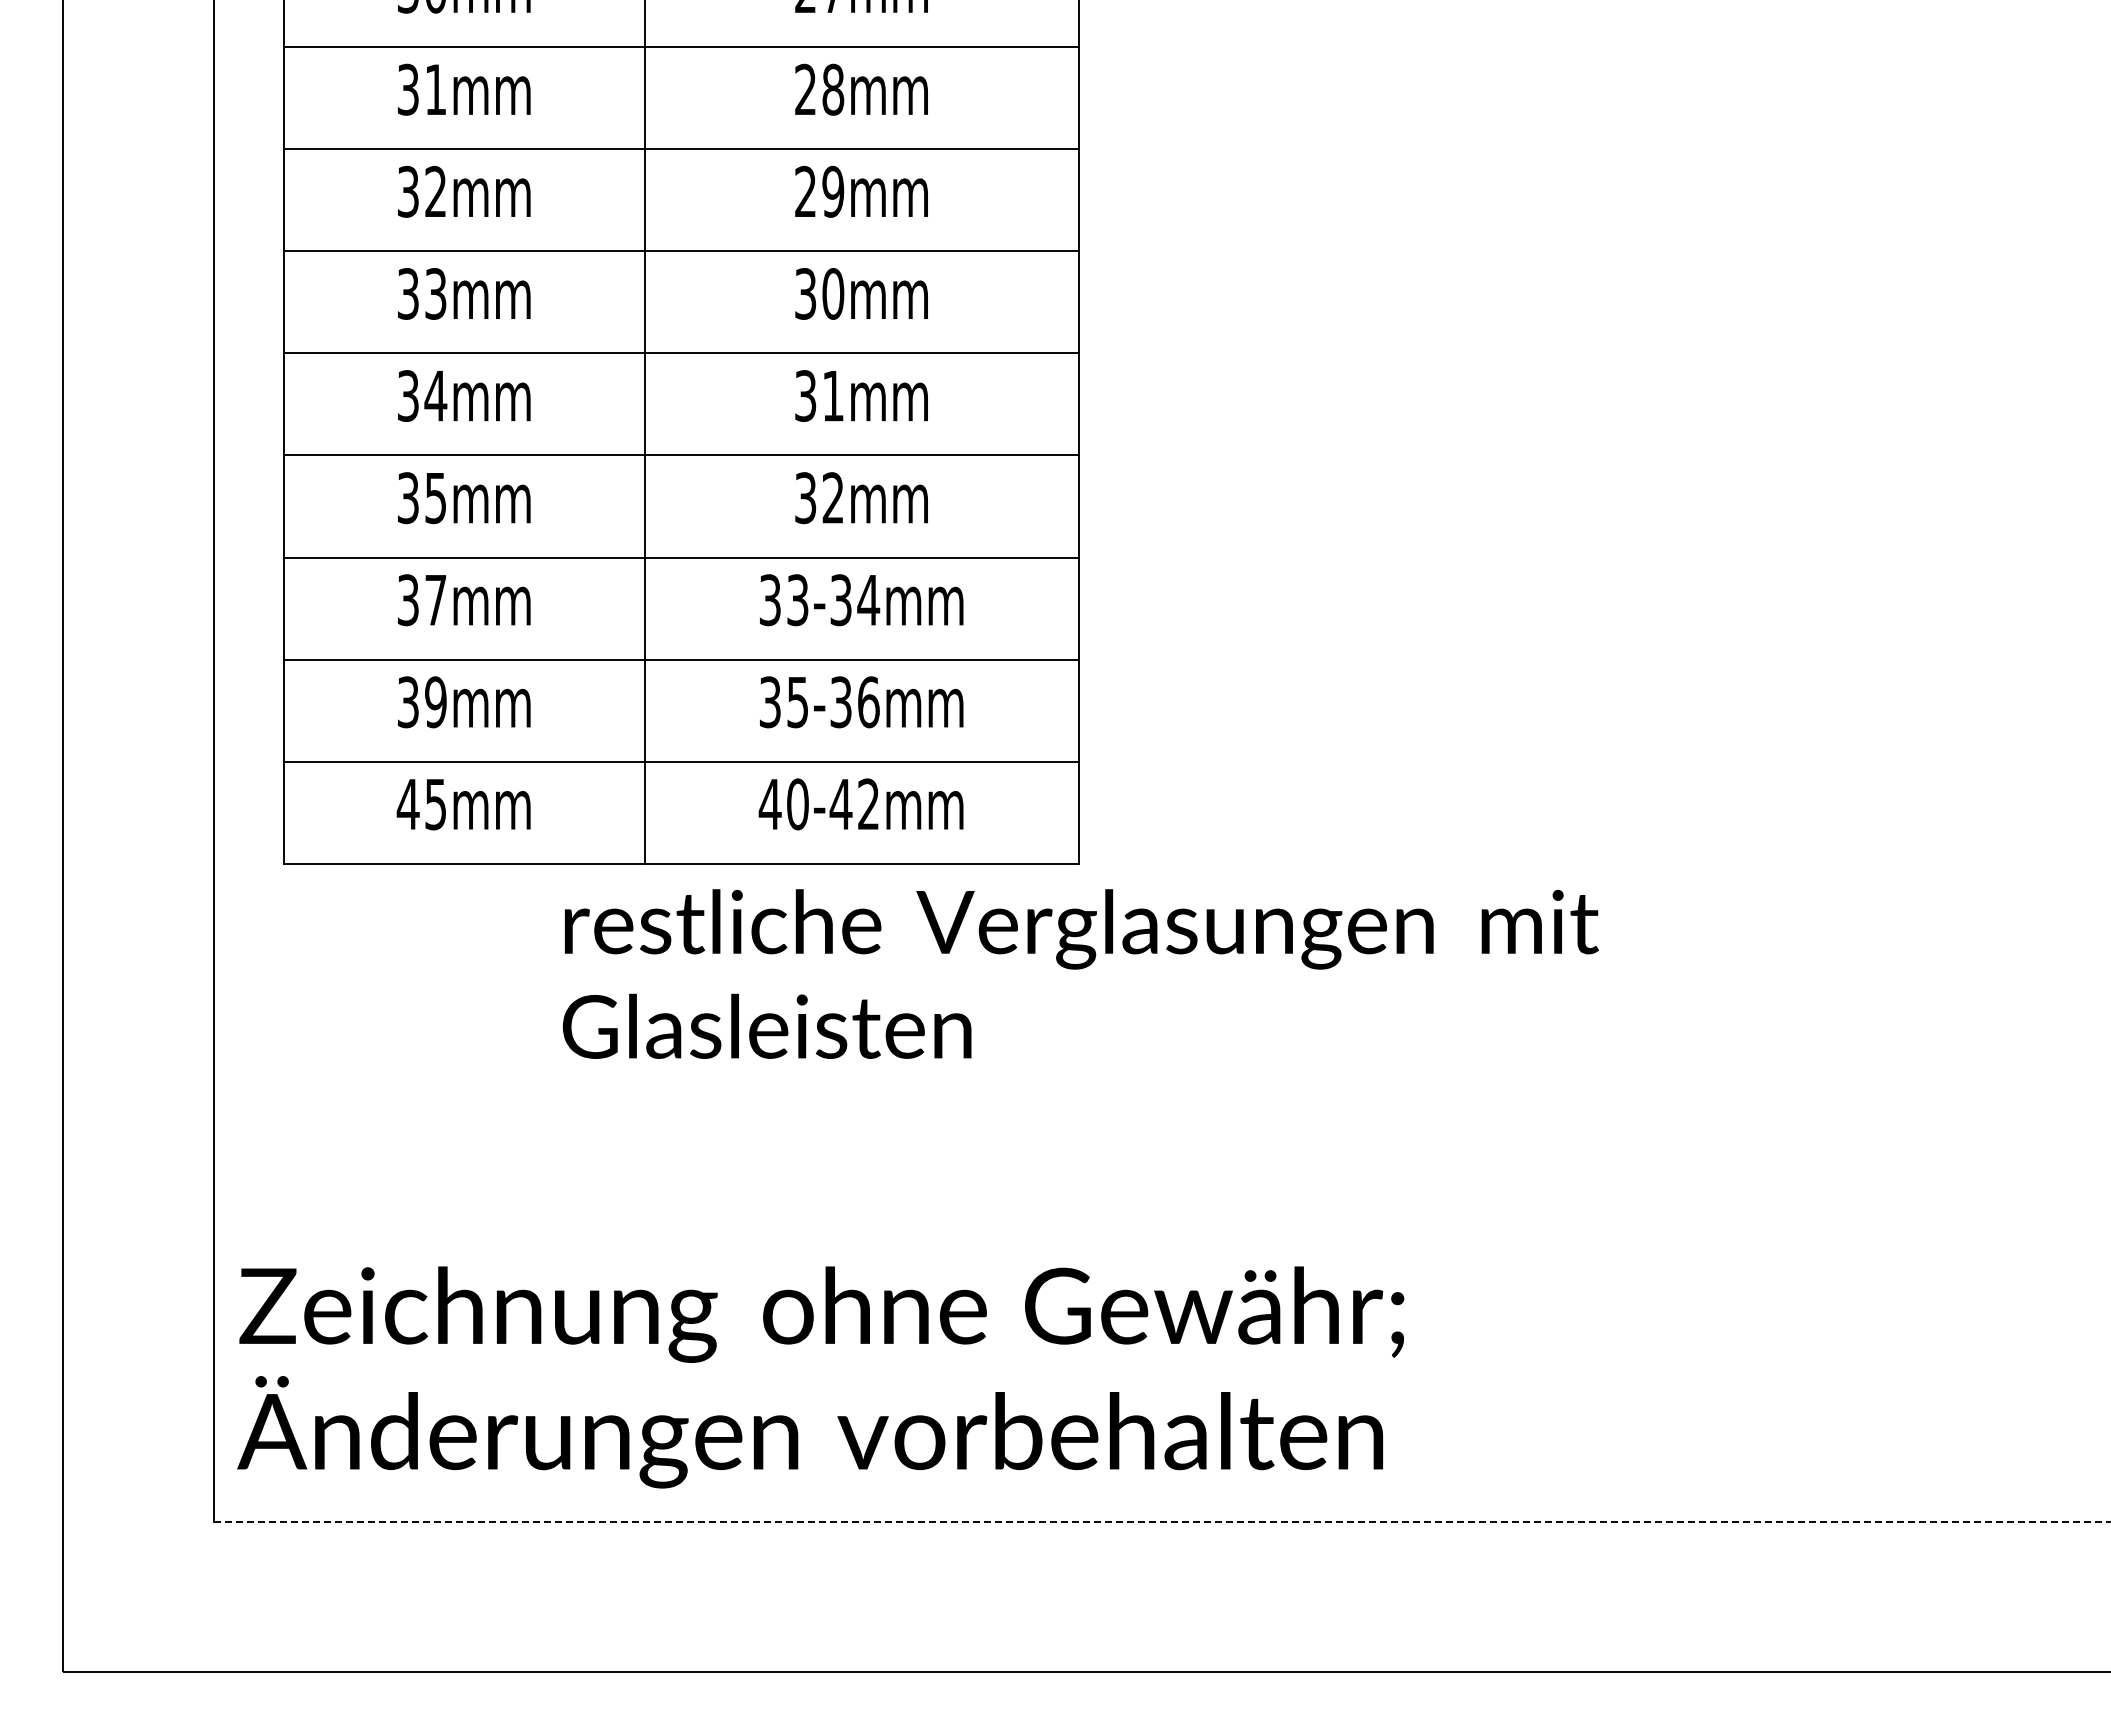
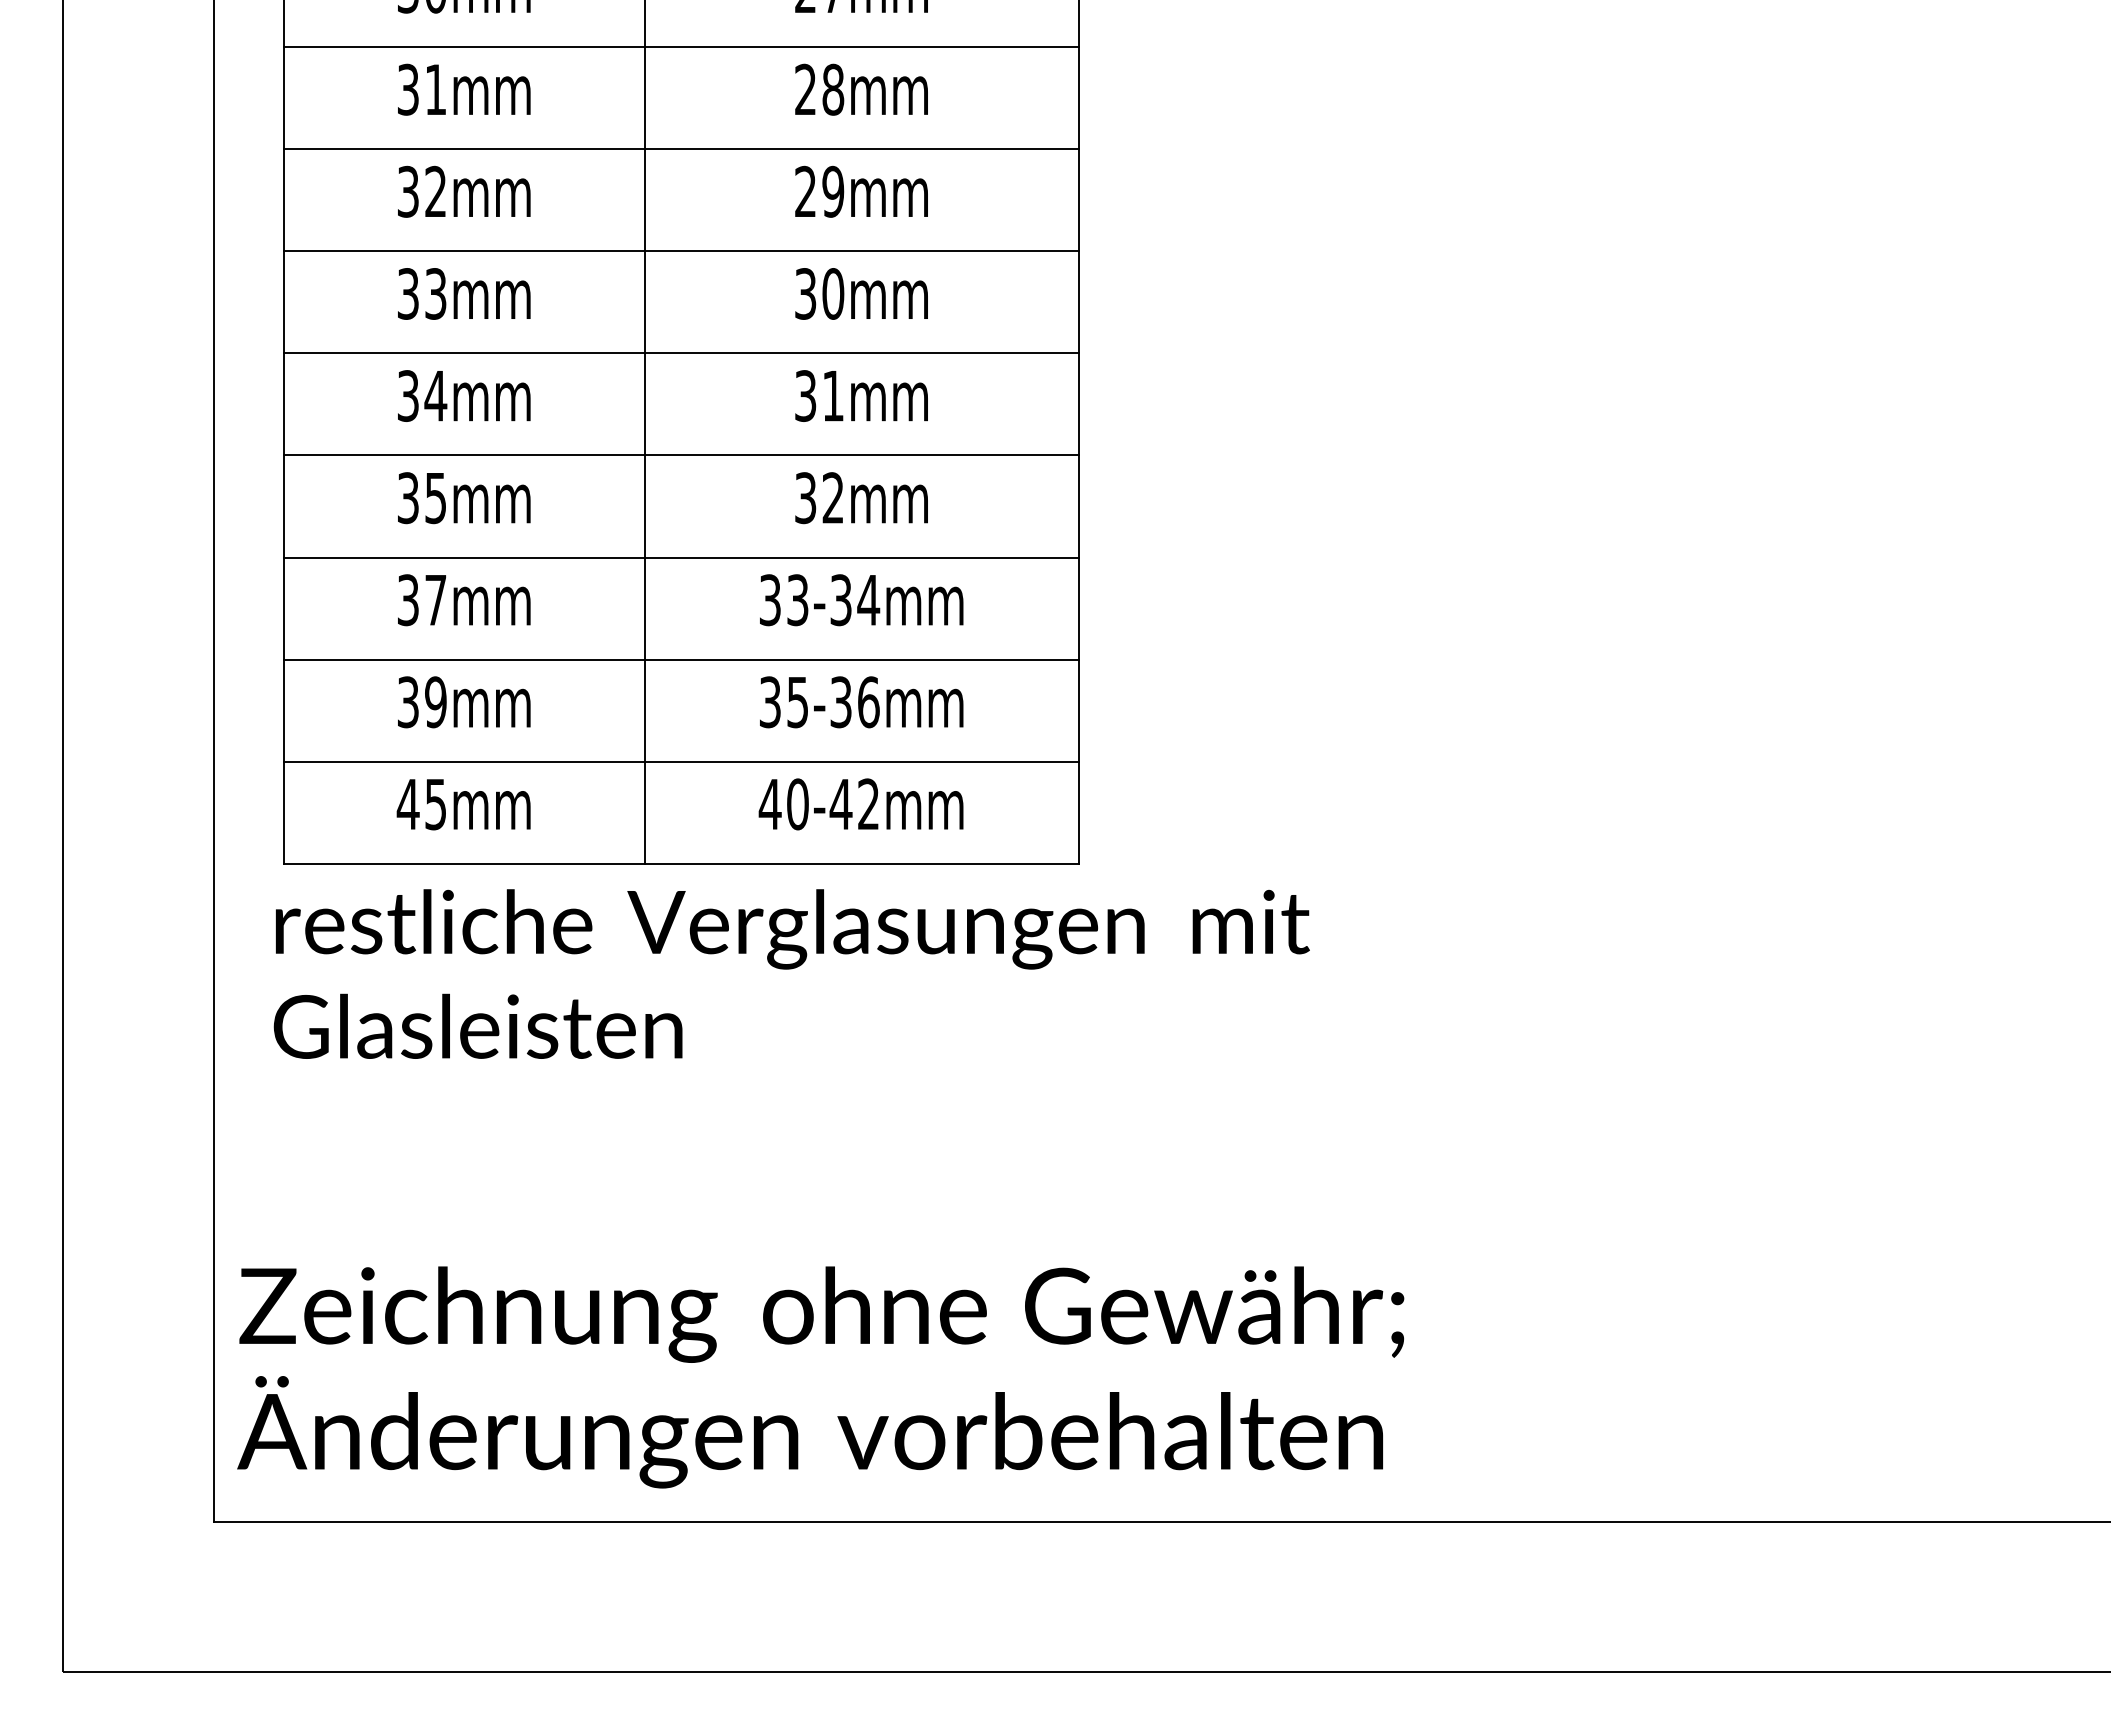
text position: (1080, 973) -> (791, 973) (791, 973)
line: dashed -> solid (1162, 1521)
